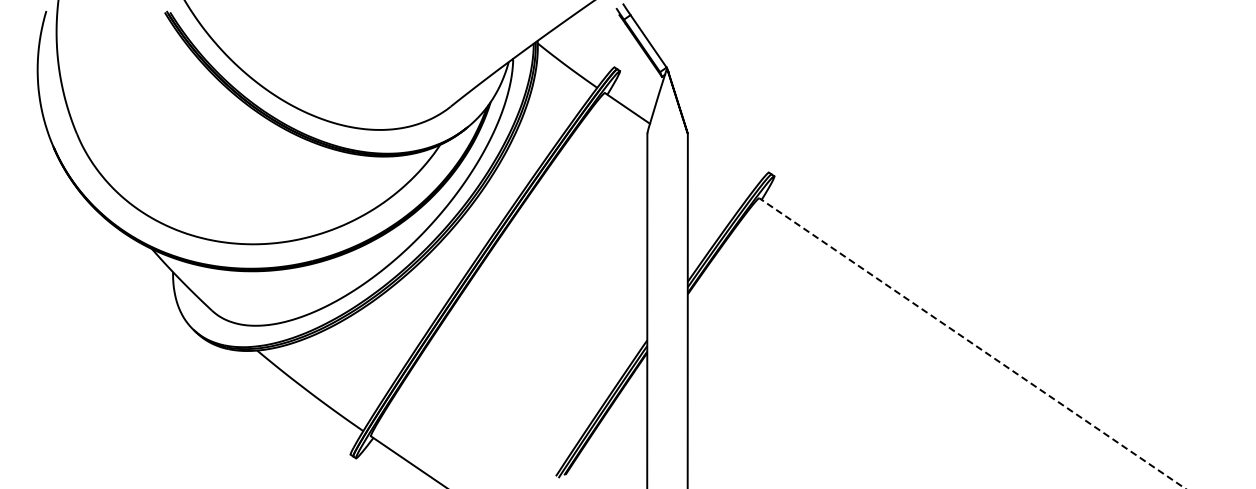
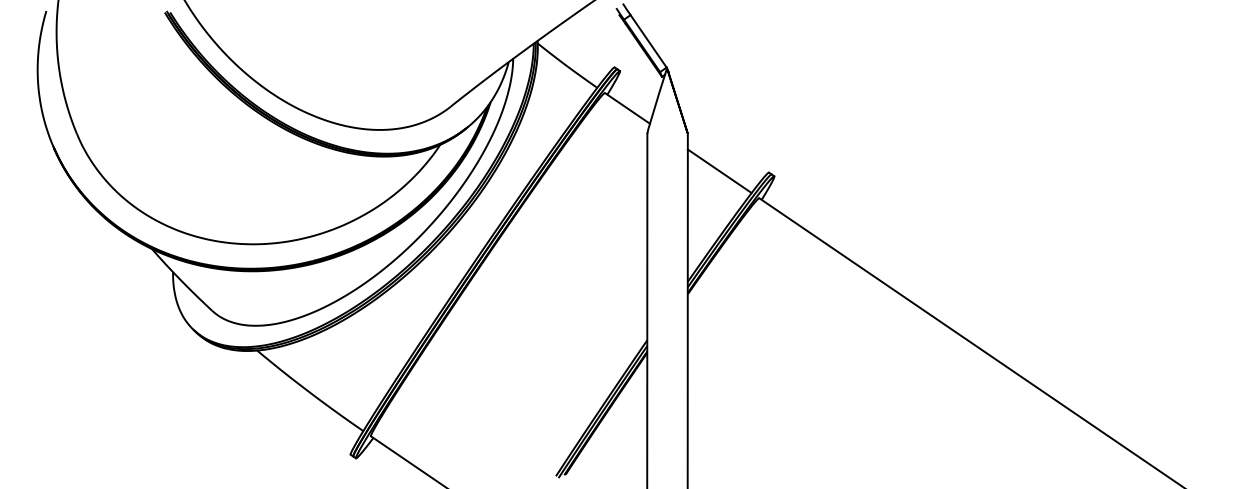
line: none -> present (719, 171)
line: dashed -> solid (972, 343)
